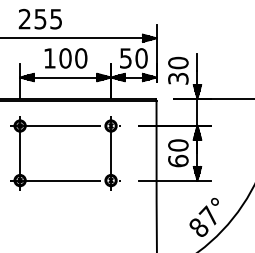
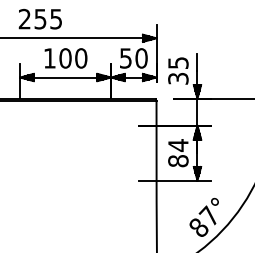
text: 30 -> 35 (178, 62)
part: present -> none (65, 126)
text: 60 -> 84 (178, 153)
